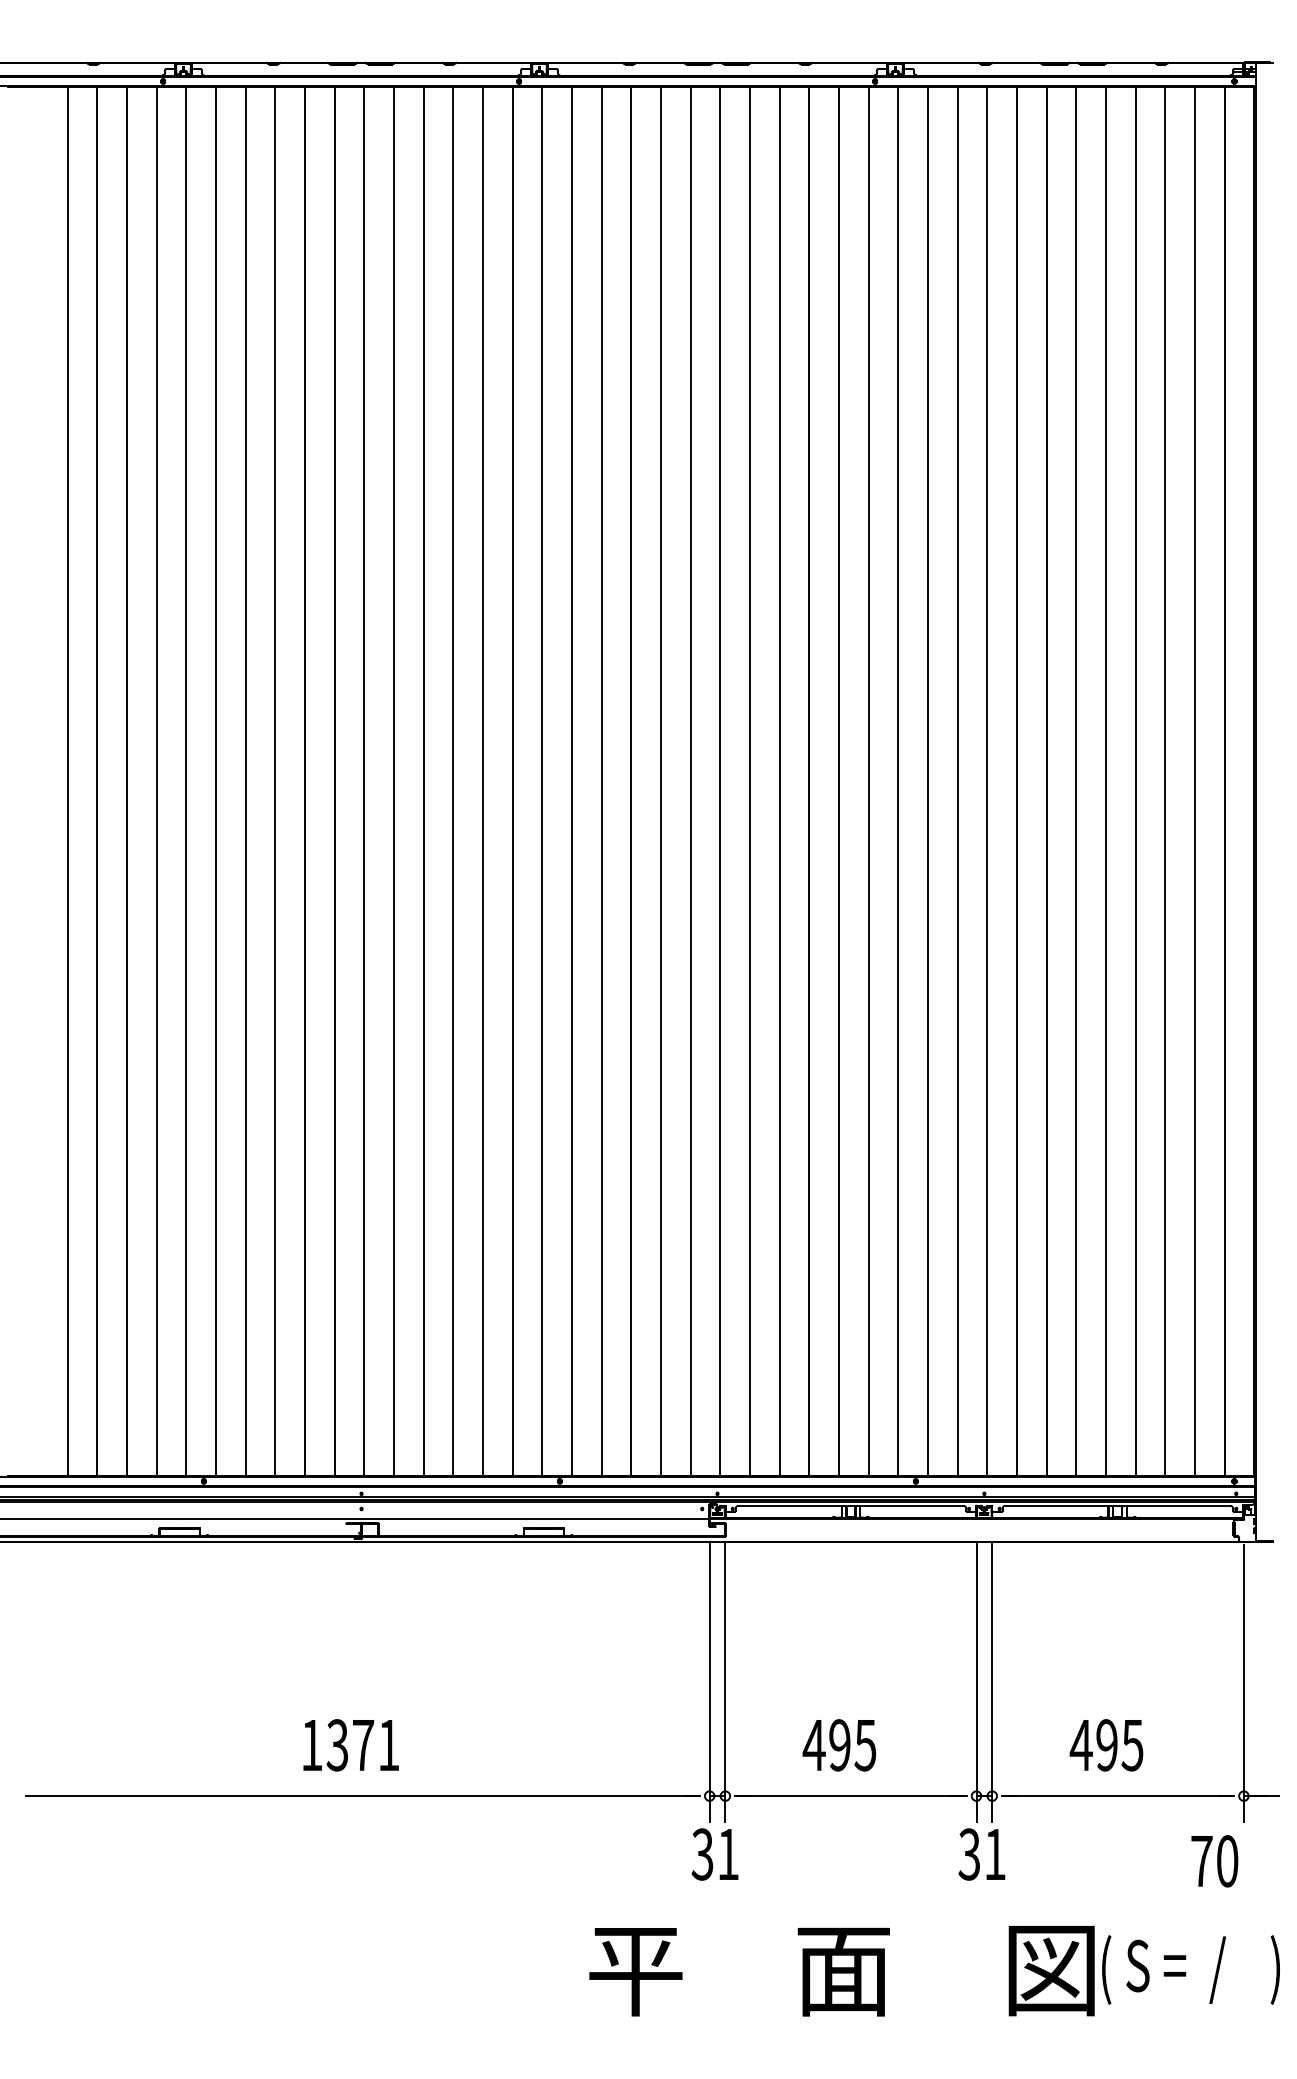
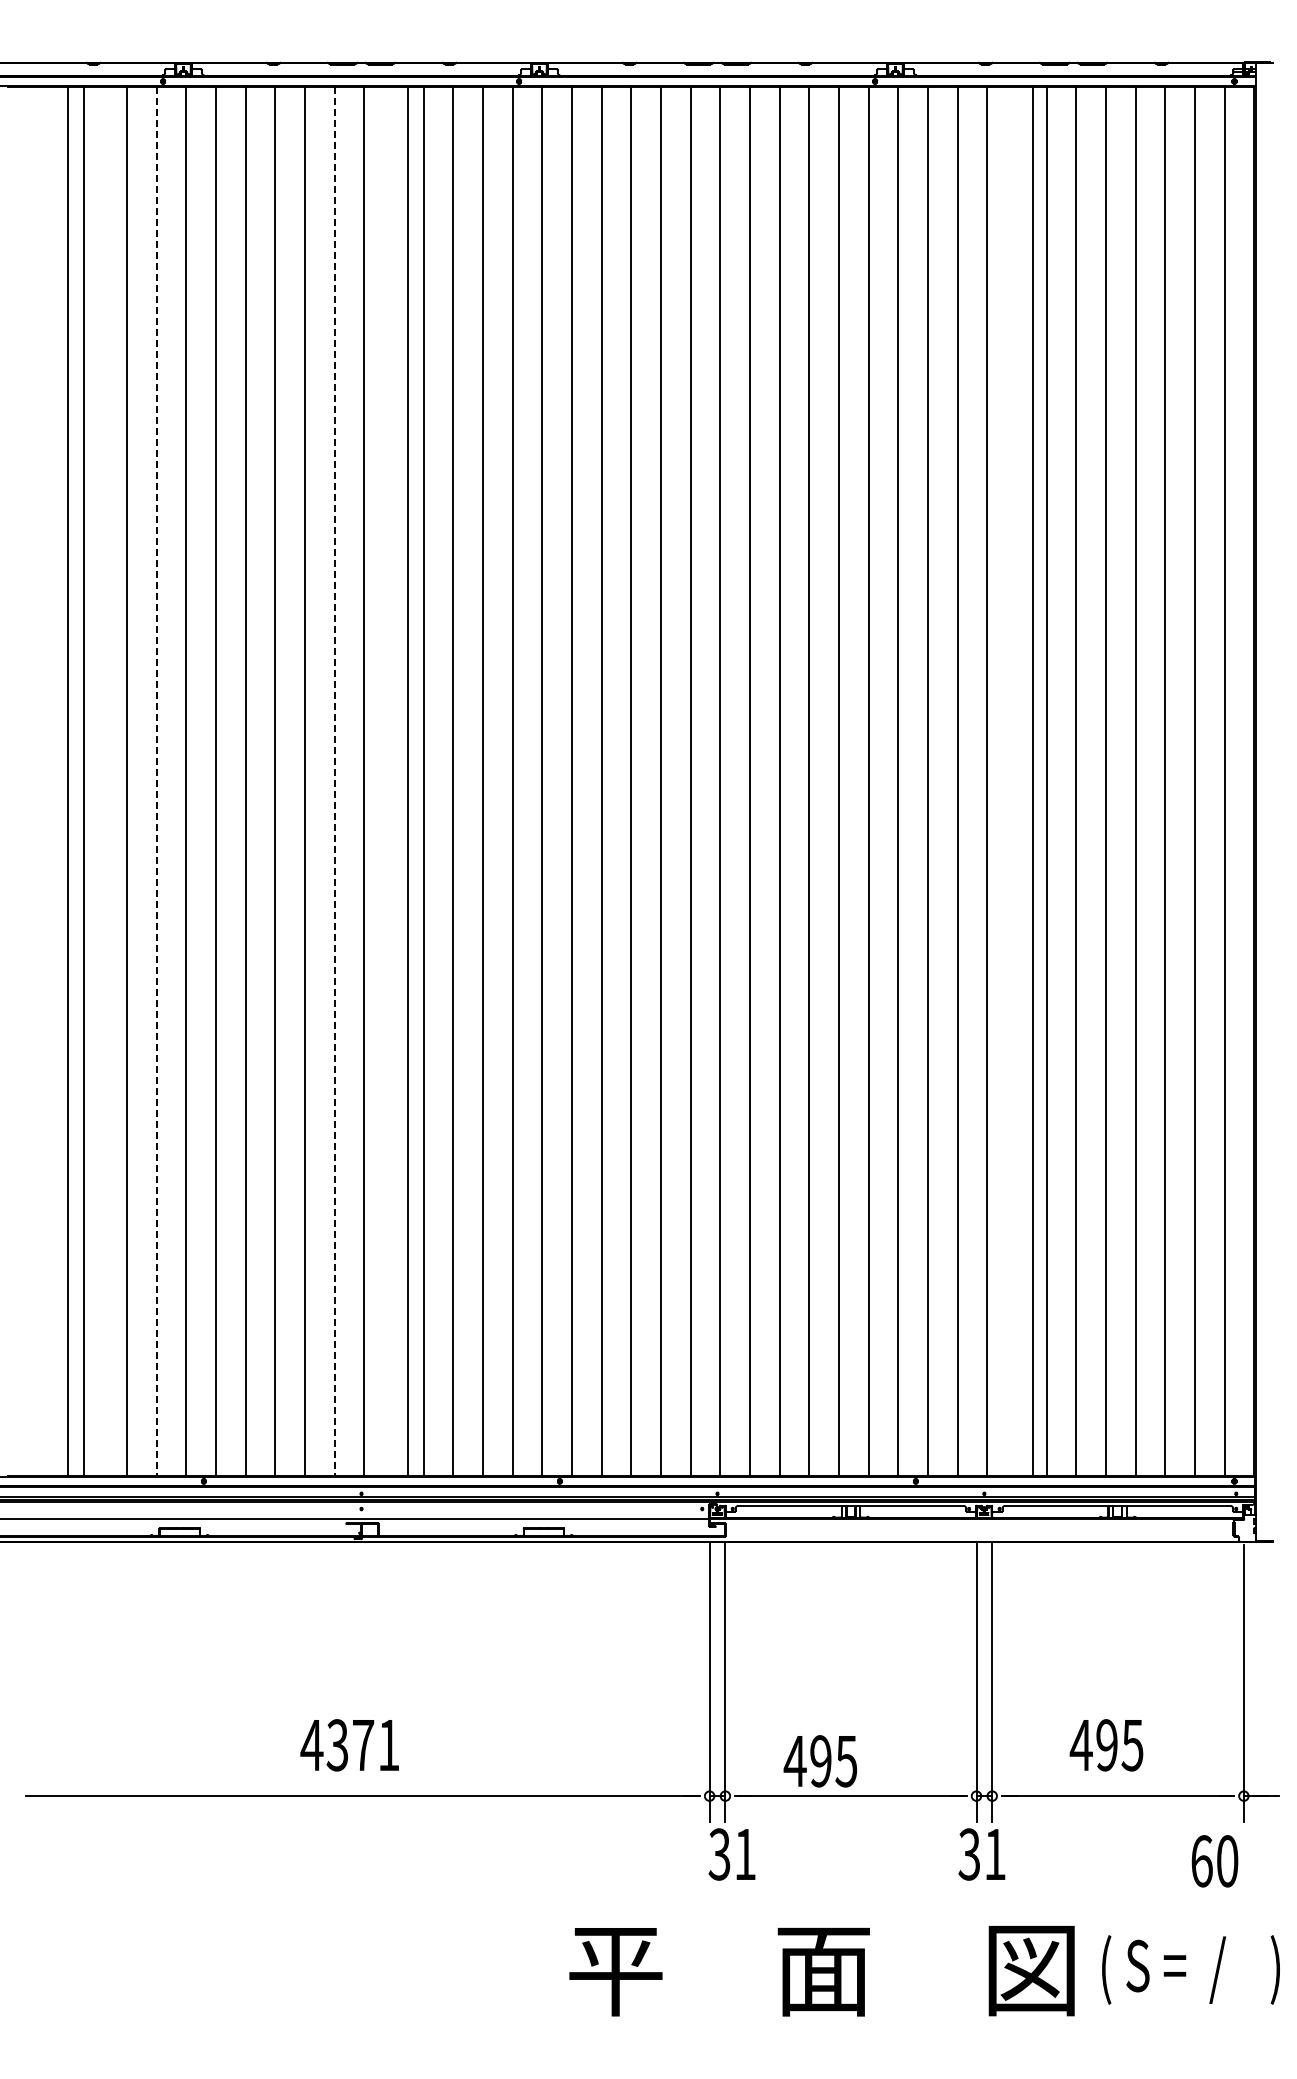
line position: (97, 781) -> (84, 781) (84, 781)
line: solid -> dashed (156, 781)
line: solid -> dashed (334, 781)
line position: (393, 781) -> (407, 781) (407, 781)
line position: (1016, 781) -> (1032, 781) (1032, 781)
text: 1371 -> 4371 (311, 1745)
text position: (839, 1745) -> (820, 1761) (820, 1761)
text position: (714, 1854) -> (731, 1854) (731, 1854)
text: 70 -> 60 (1201, 1861)
text position: (841, 1971) -> (821, 1971) (821, 1971)
